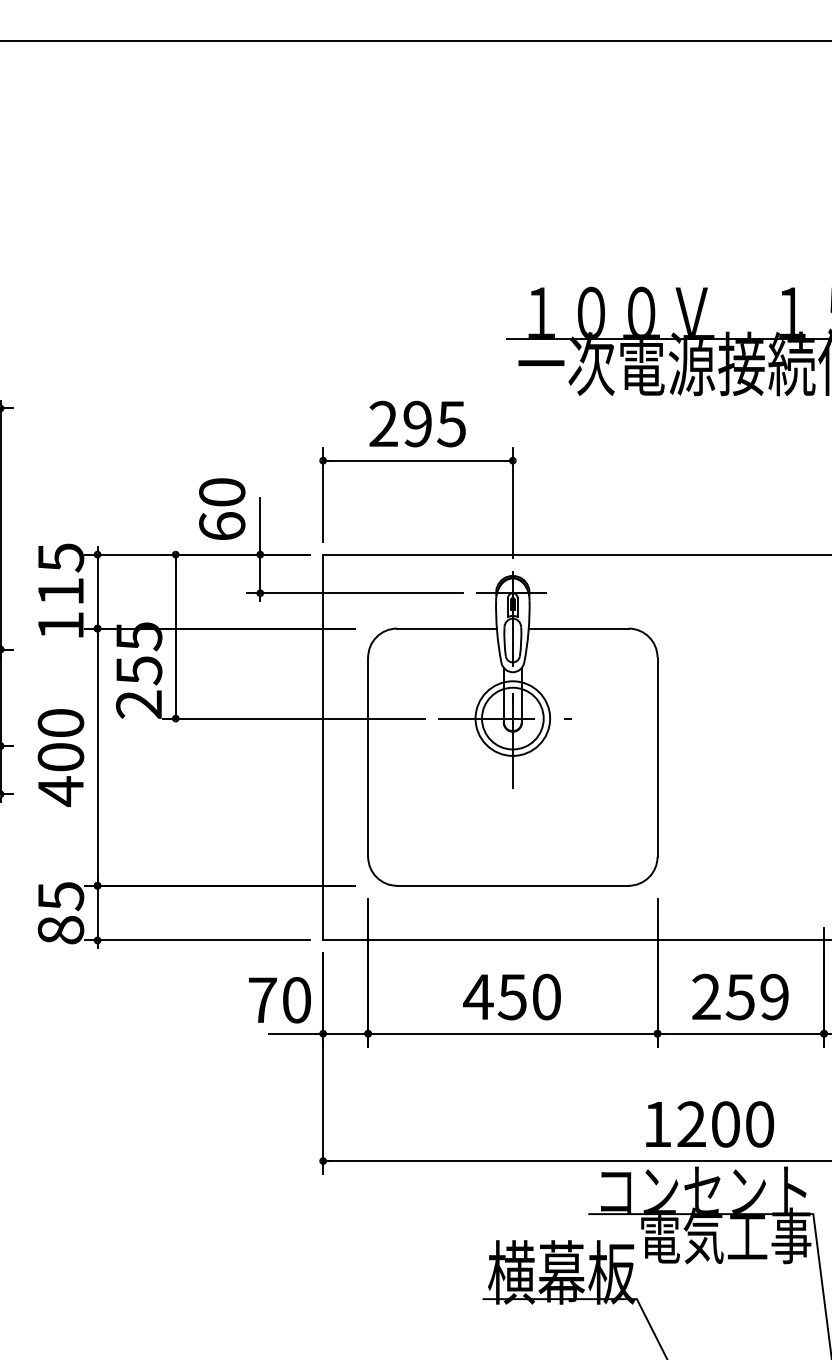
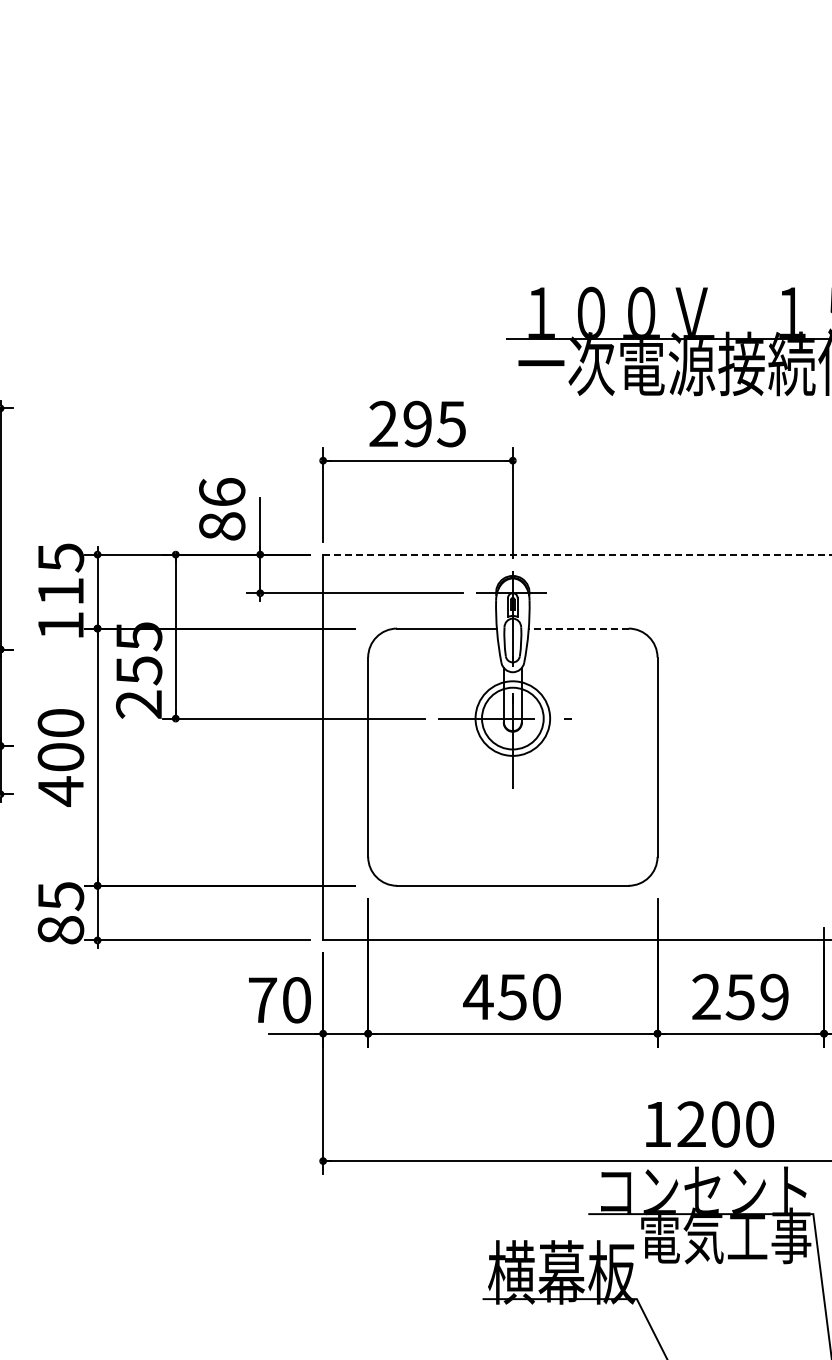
line: present -> none (415, 40)
text: 60 -> 86 (222, 509)
line: solid -> dashed (578, 554)
line: solid -> dashed (578, 628)
